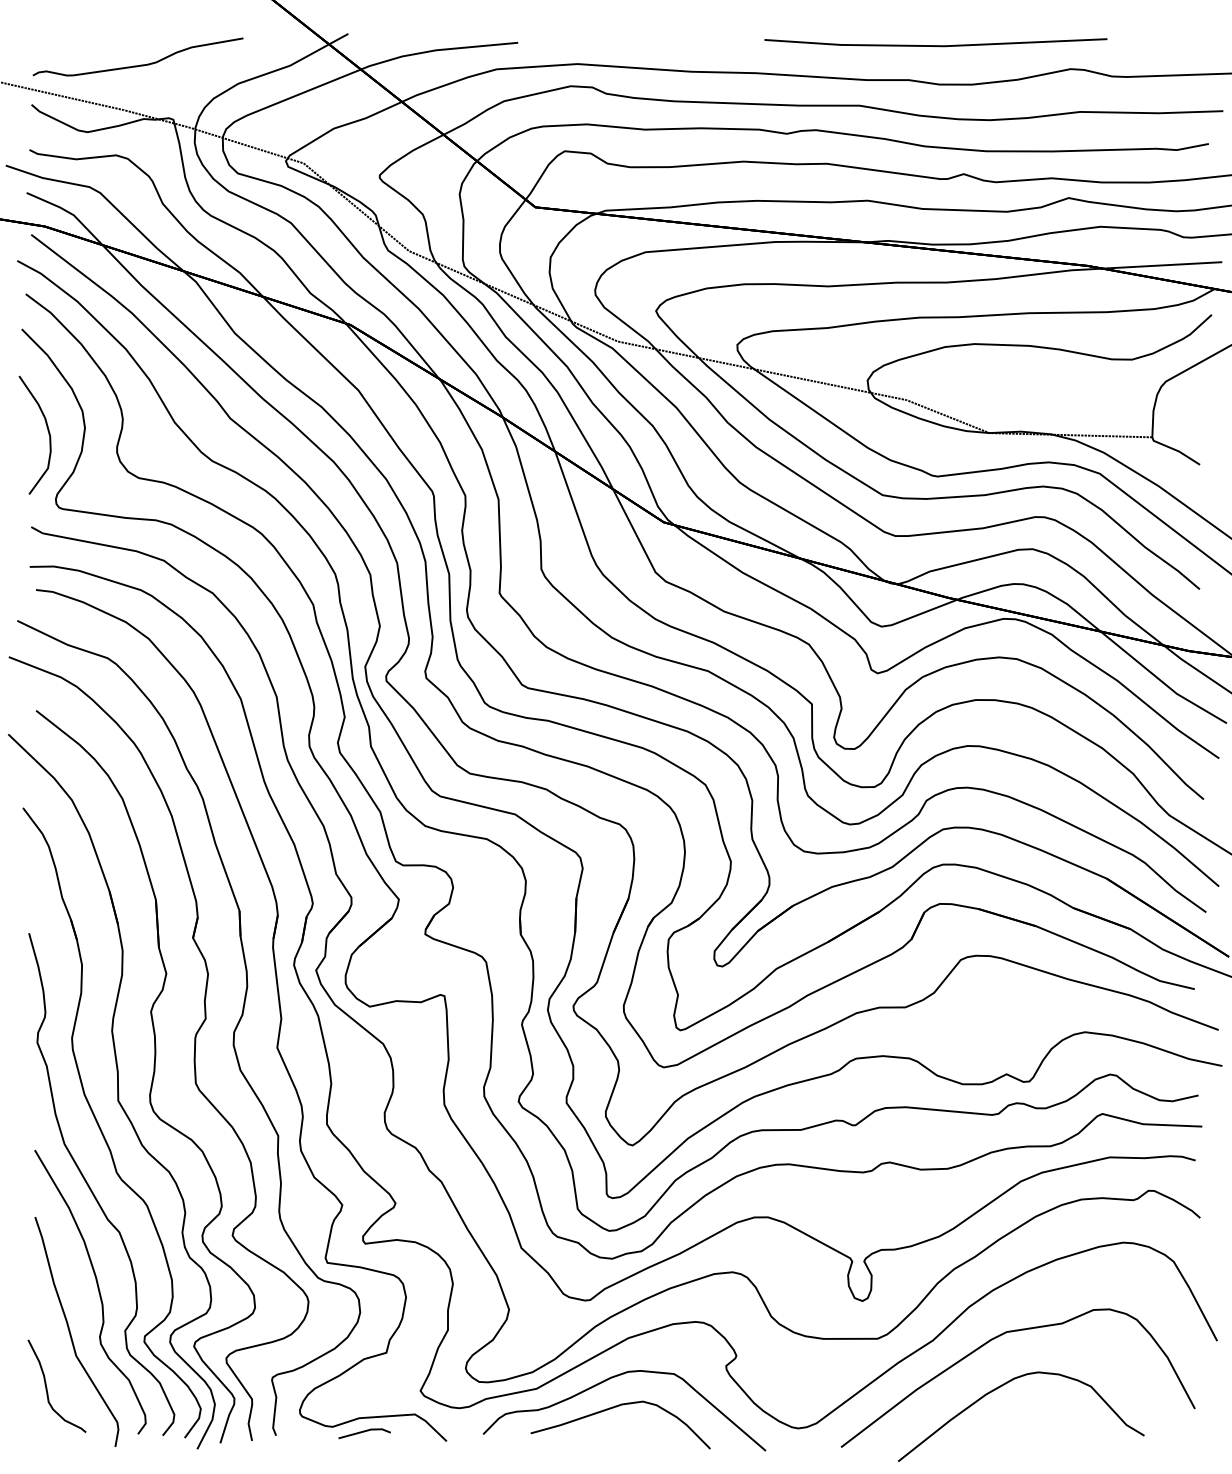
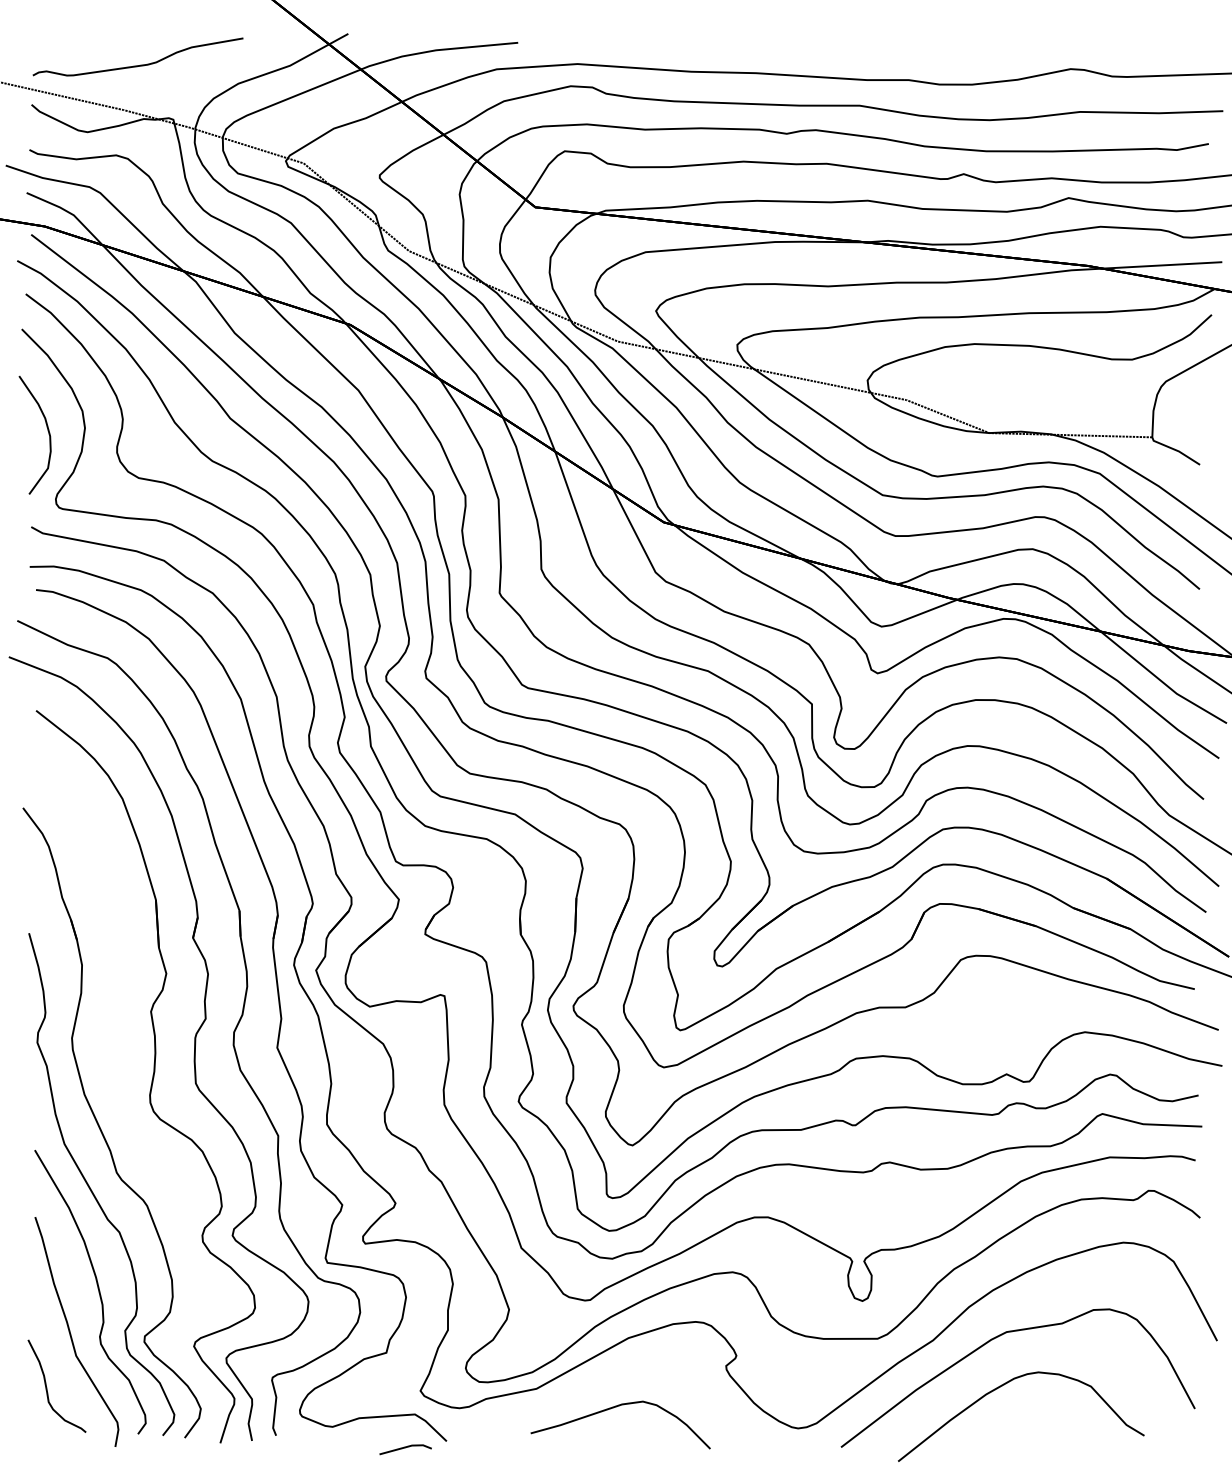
line: present -> none (935, 45)
part: present -> none (111, 1091)
curve: present -> none (608, 1380)
line position: (364, 1432) -> (405, 1448) (405, 1448)
